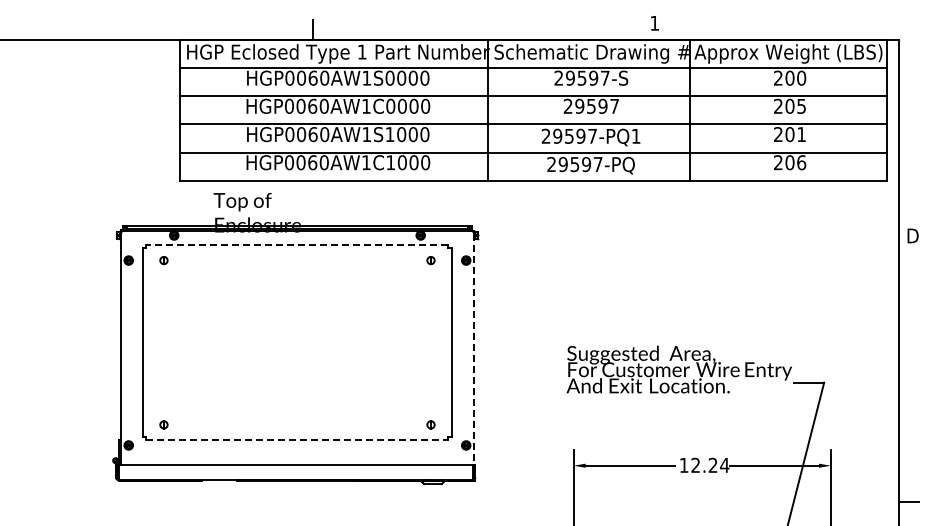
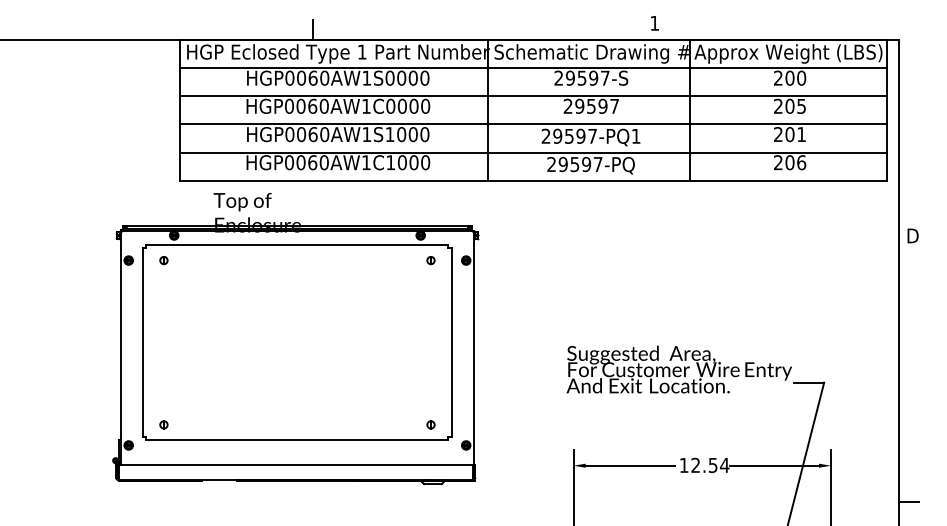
line: dashed -> solid (297, 245)
line: dashed -> solid (473, 355)
line: dashed -> solid (297, 440)
text: 12.24 -> 12.54 (712, 464)
